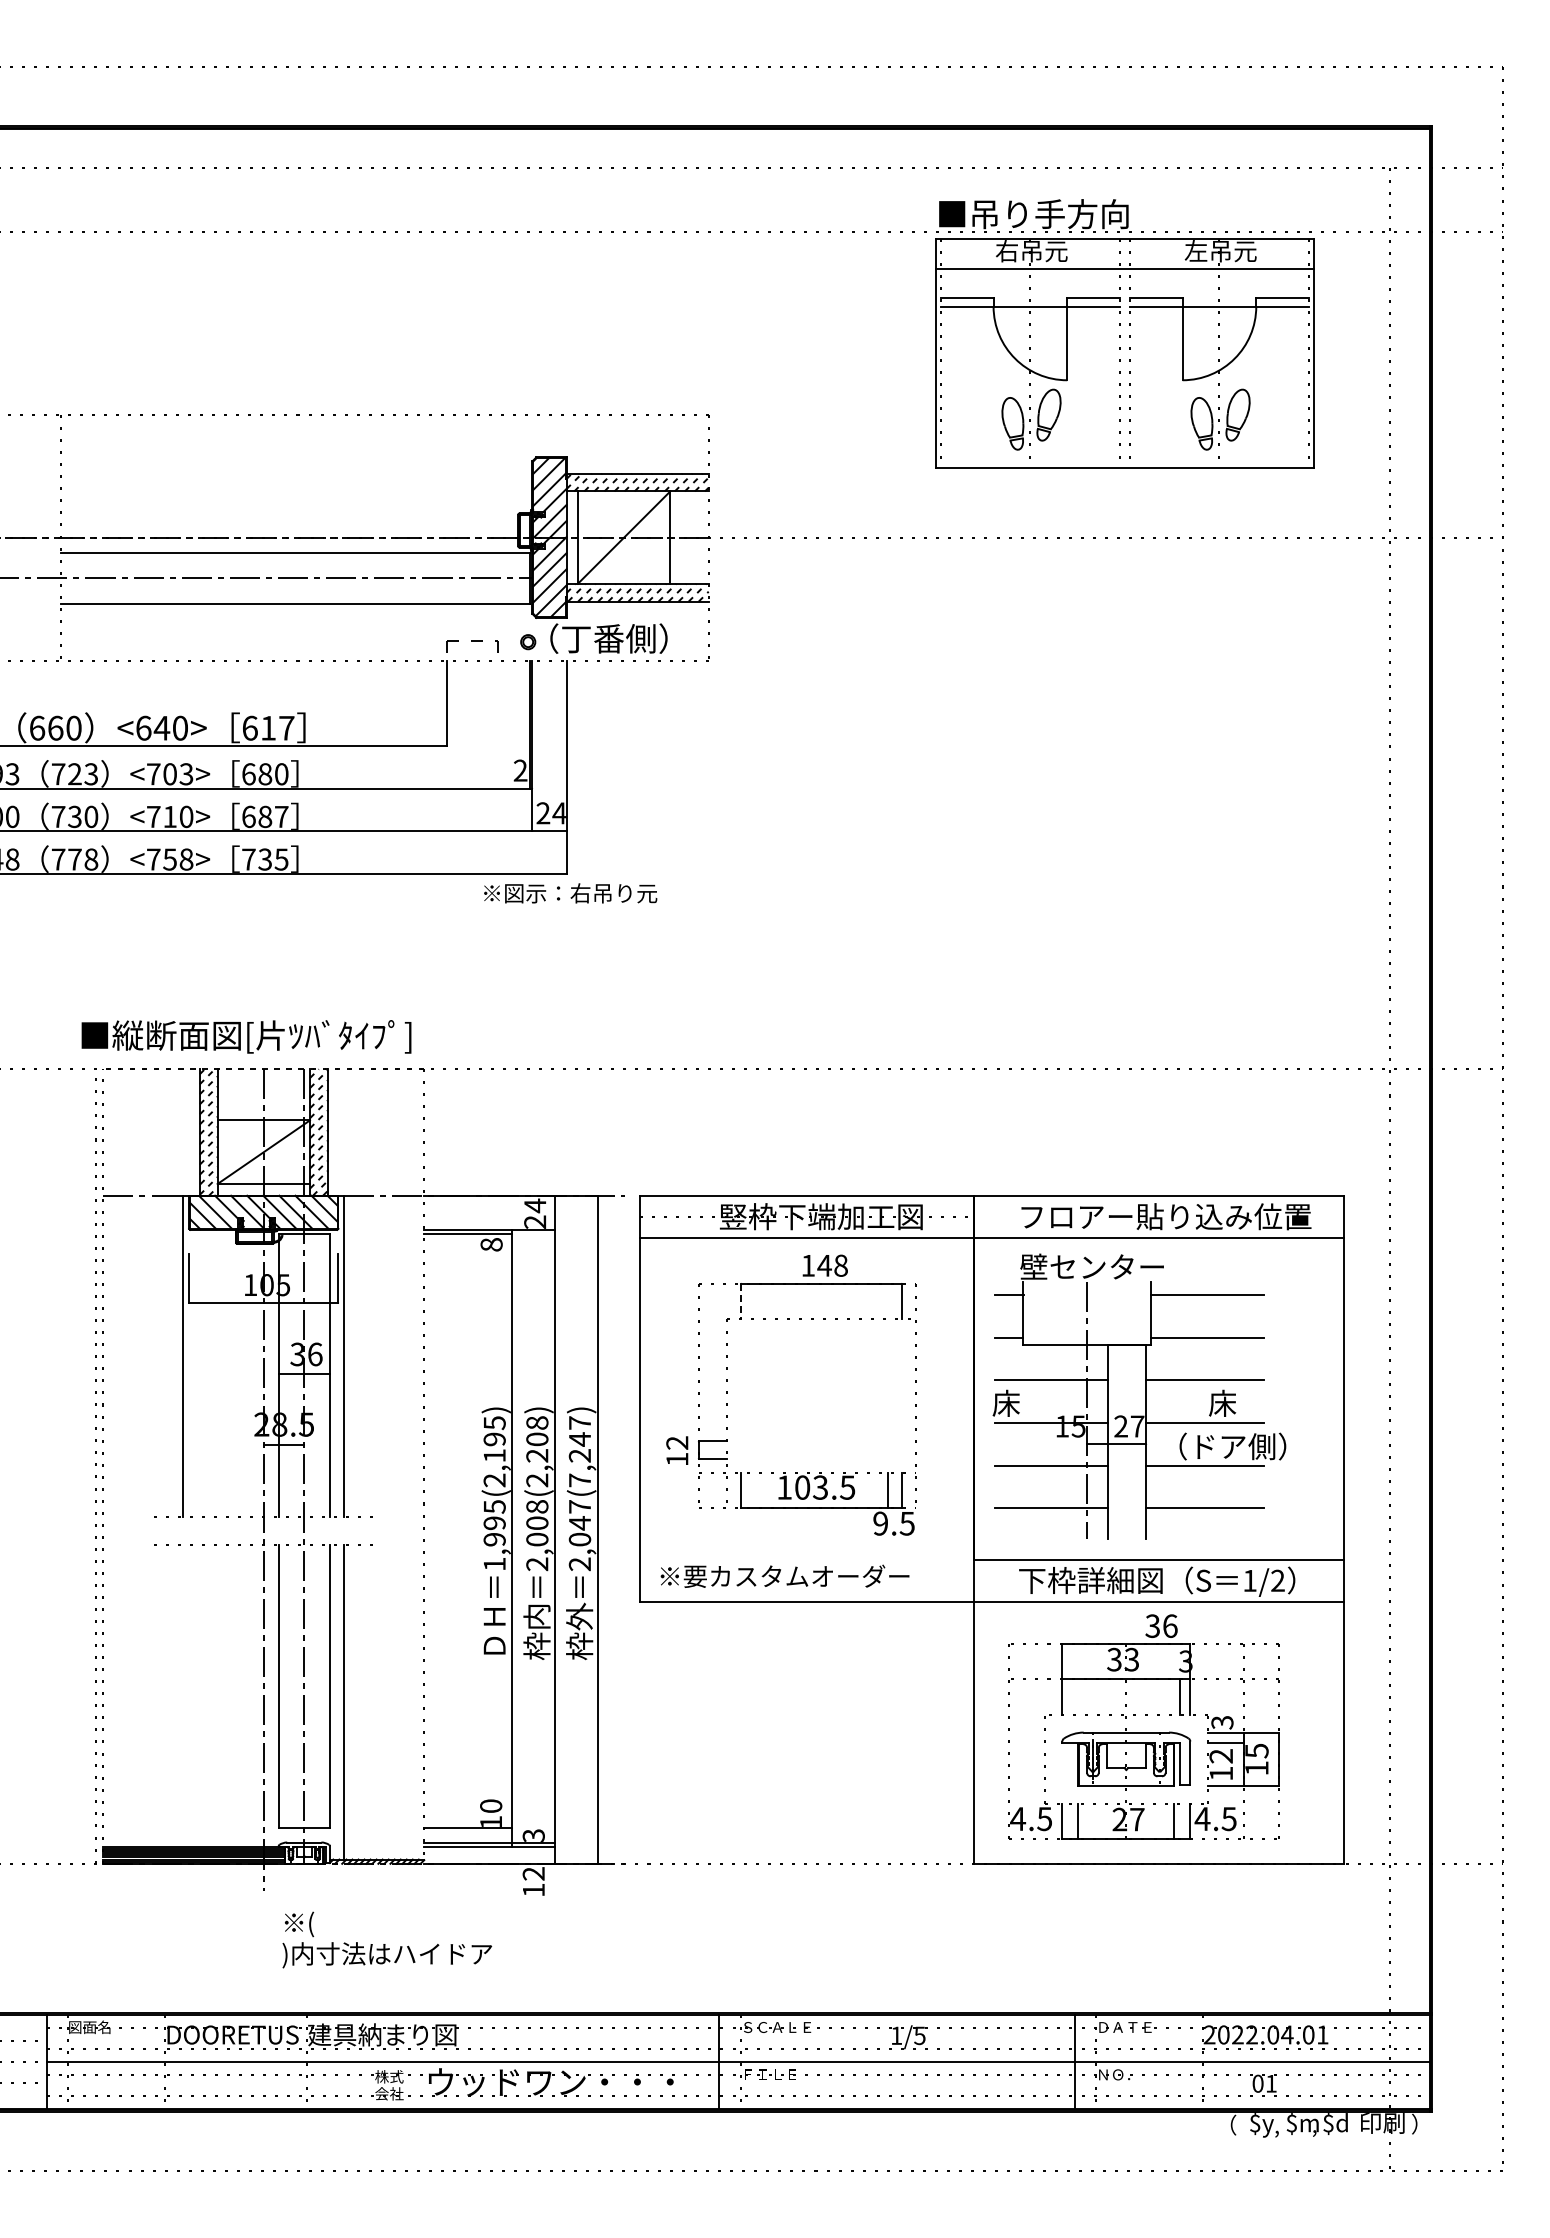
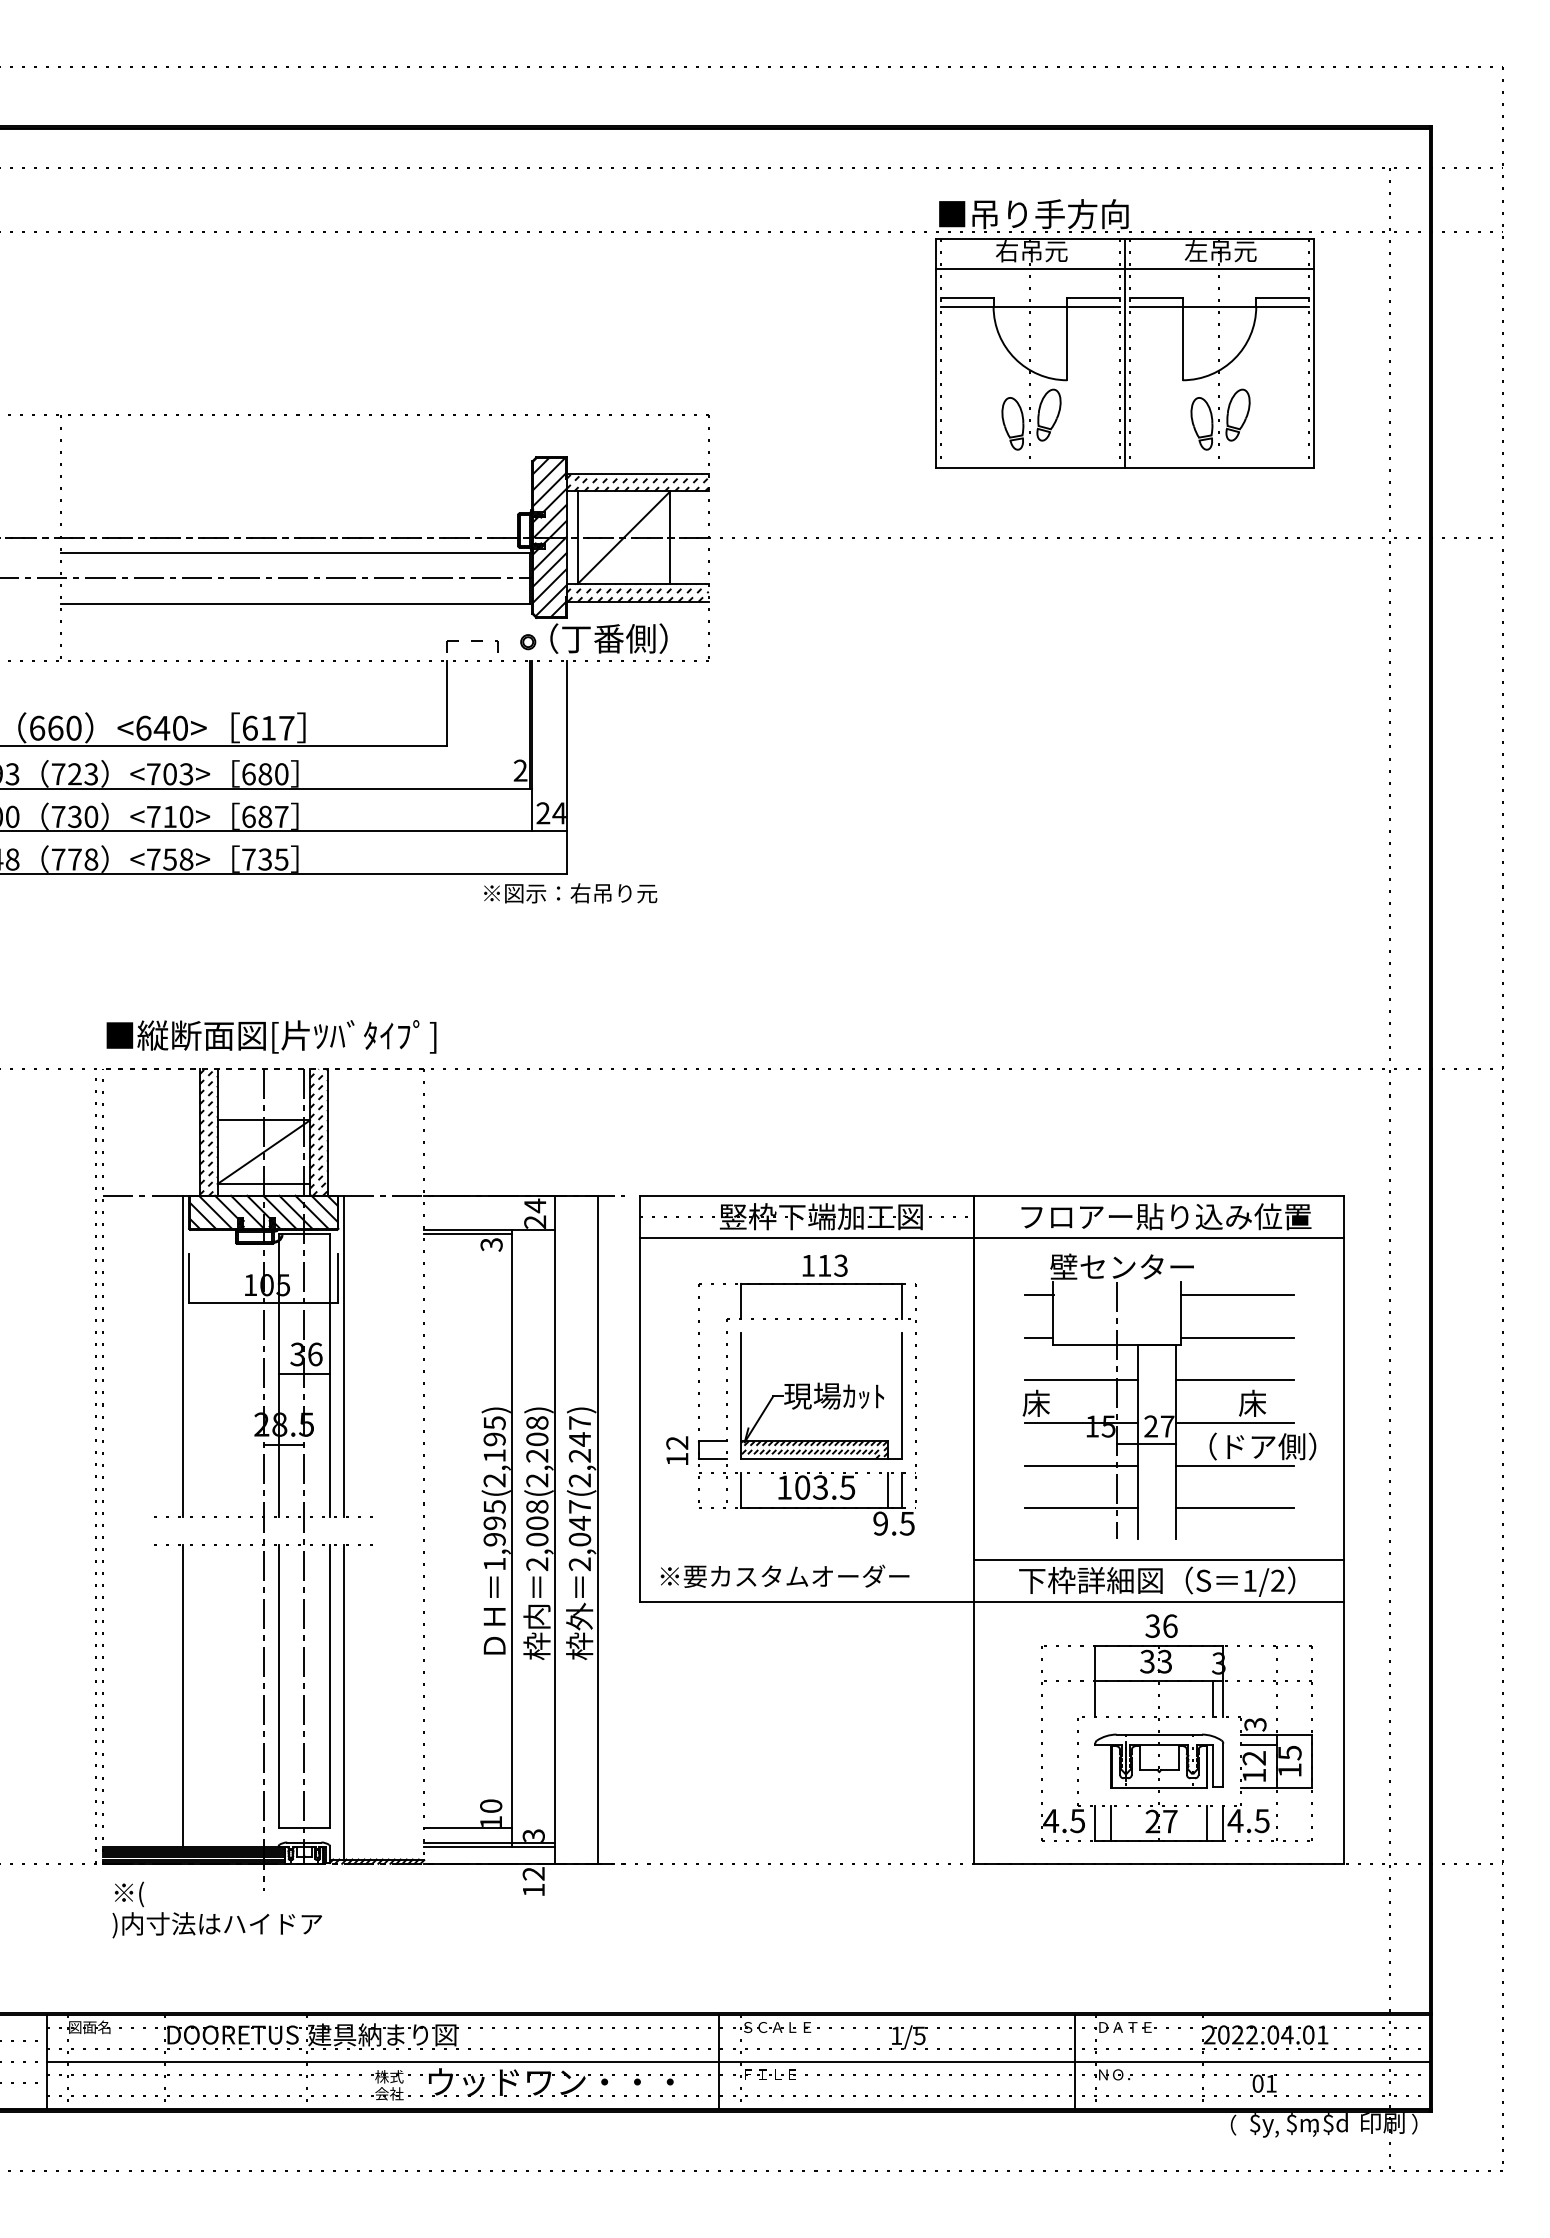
line: none -> present (1124, 352)
text position: (246, 1036) -> (271, 1036) (271, 1036)
text: 8 -> 3 (491, 1244)
text: 148 -> 113 (832, 1265)
line: dashed -> solid (741, 1301)
part: none -> present (821, 1395)
part position: (1139, 1396) -> (1169, 1396) (1169, 1396)
text: 2,047(7,247) -> 2,047(2,247) (579, 1480)
line: none -> present (183, 1695)
part position: (1143, 1741) -> (1176, 1743) (1176, 1743)
text position: (387, 1939) -> (217, 1909) (217, 1909)
